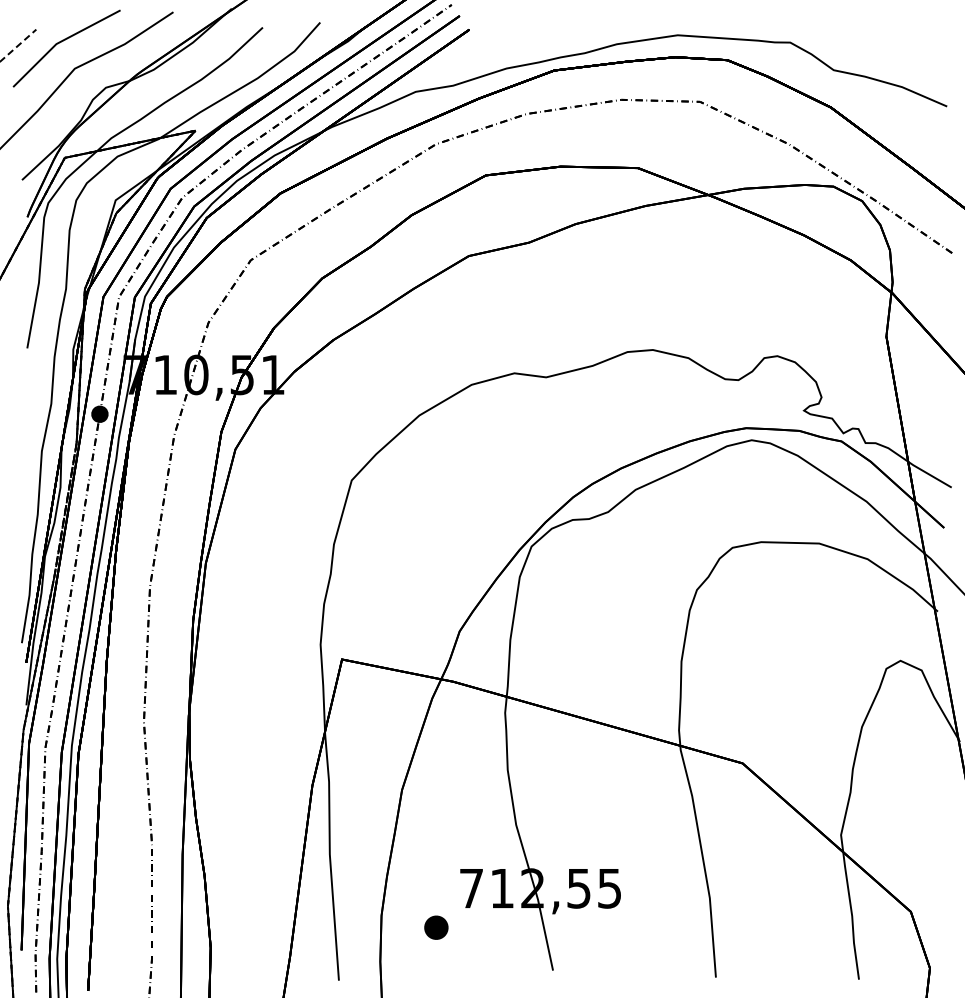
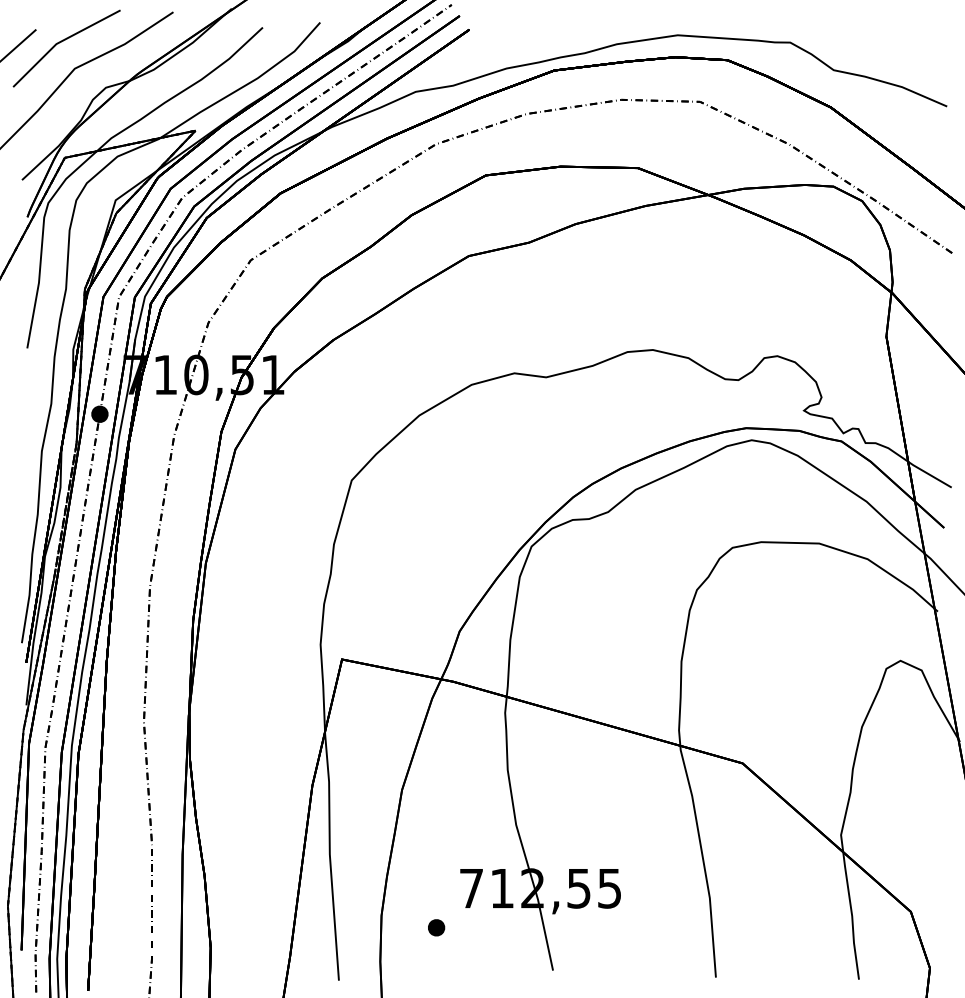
line: dashed -> solid (18, 45)
part size: 25x25 px -> 18x18 px (436, 927)
